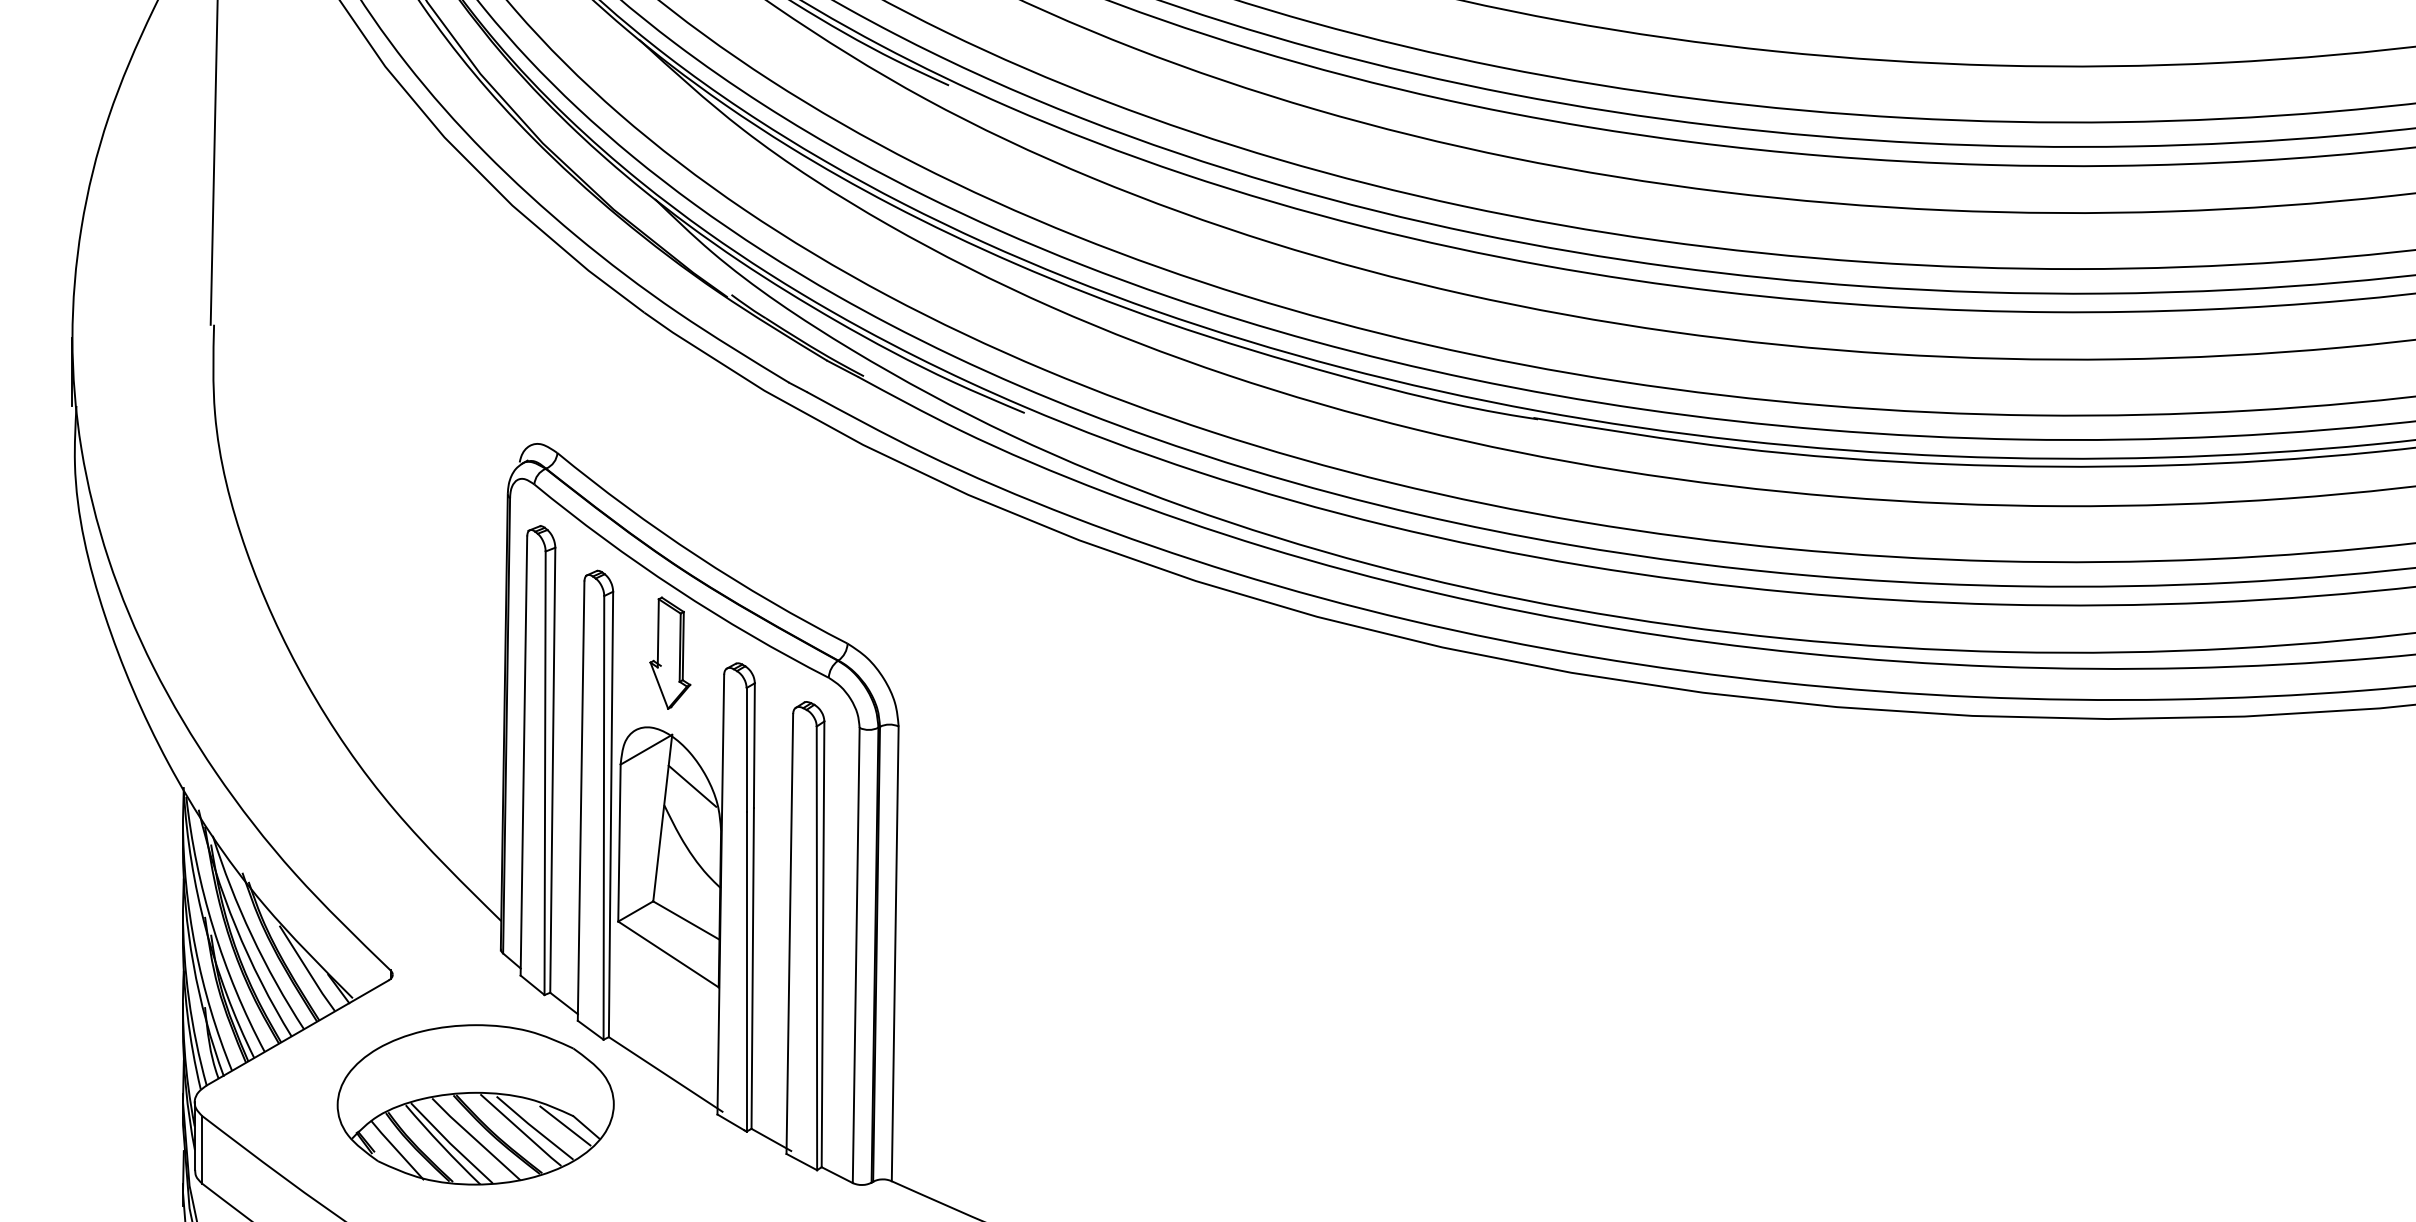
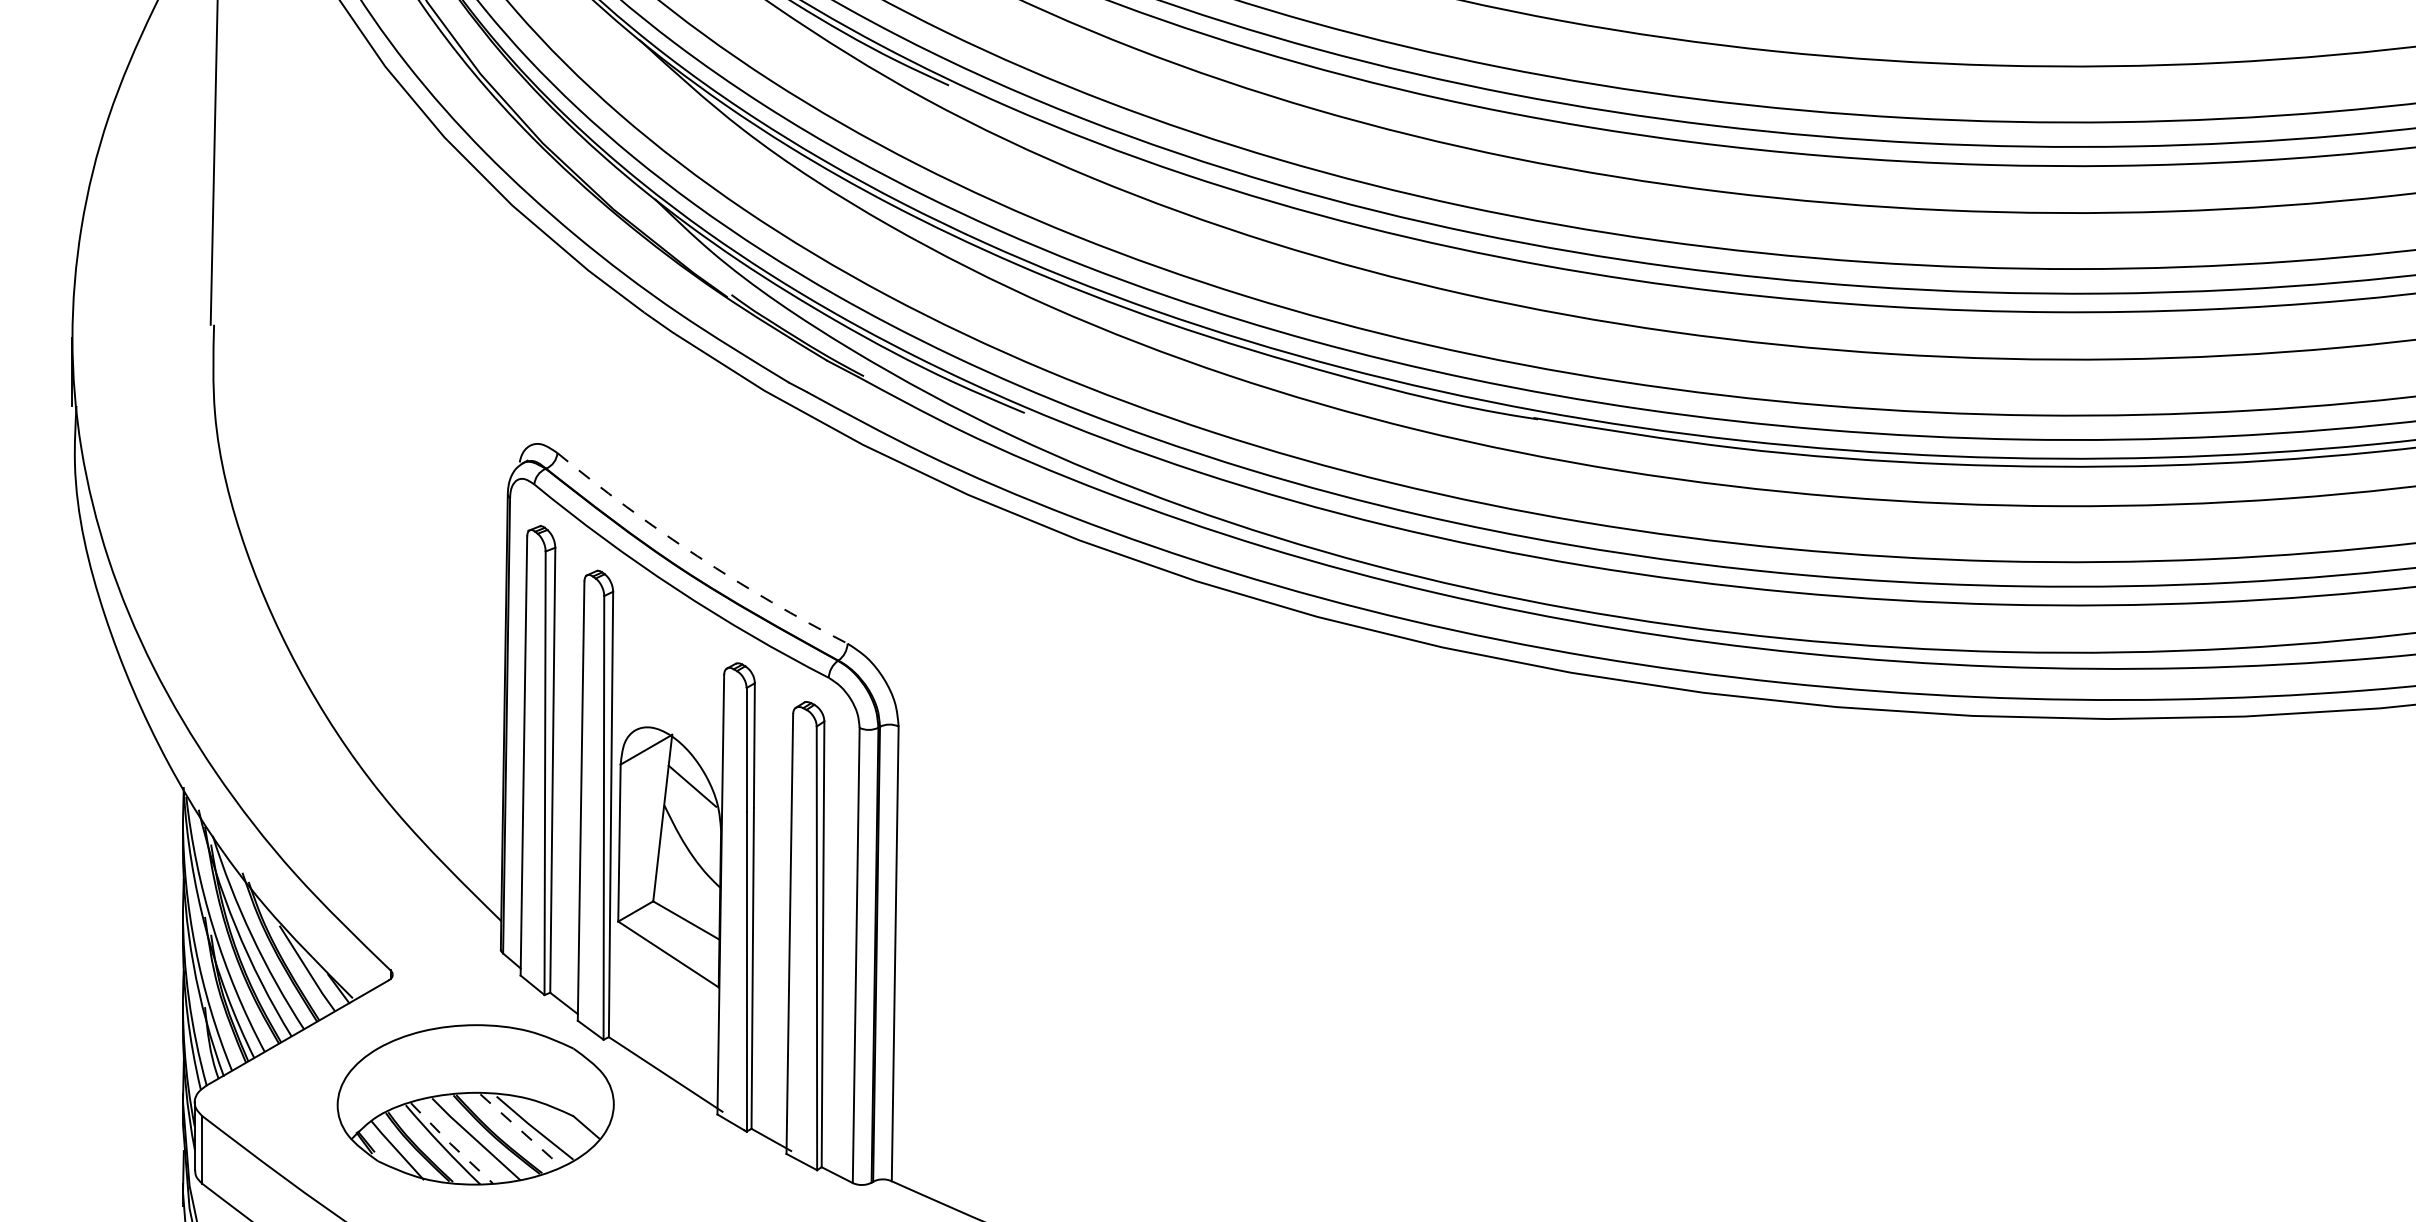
arc: solid -> dashed (697, 556)
part: present -> none (670, 652)
line: present -> none (565, 1125)
line: solid -> dashed (521, 1131)
line: solid -> dashed (450, 1144)
